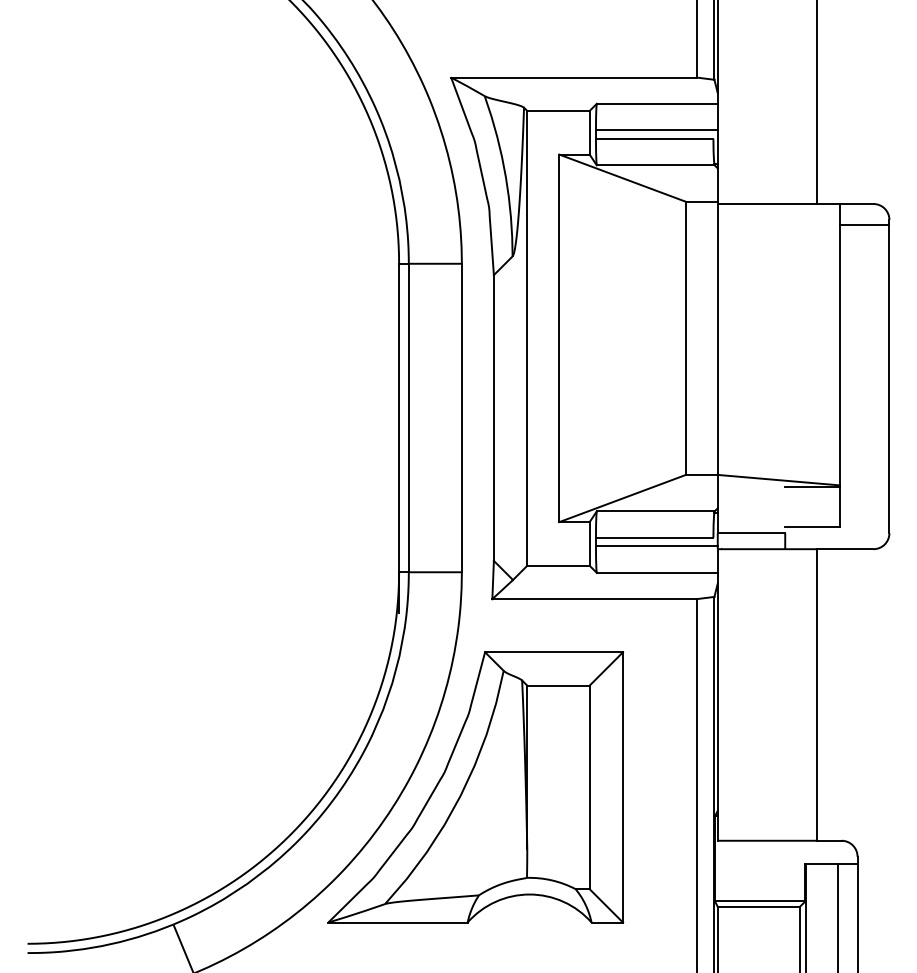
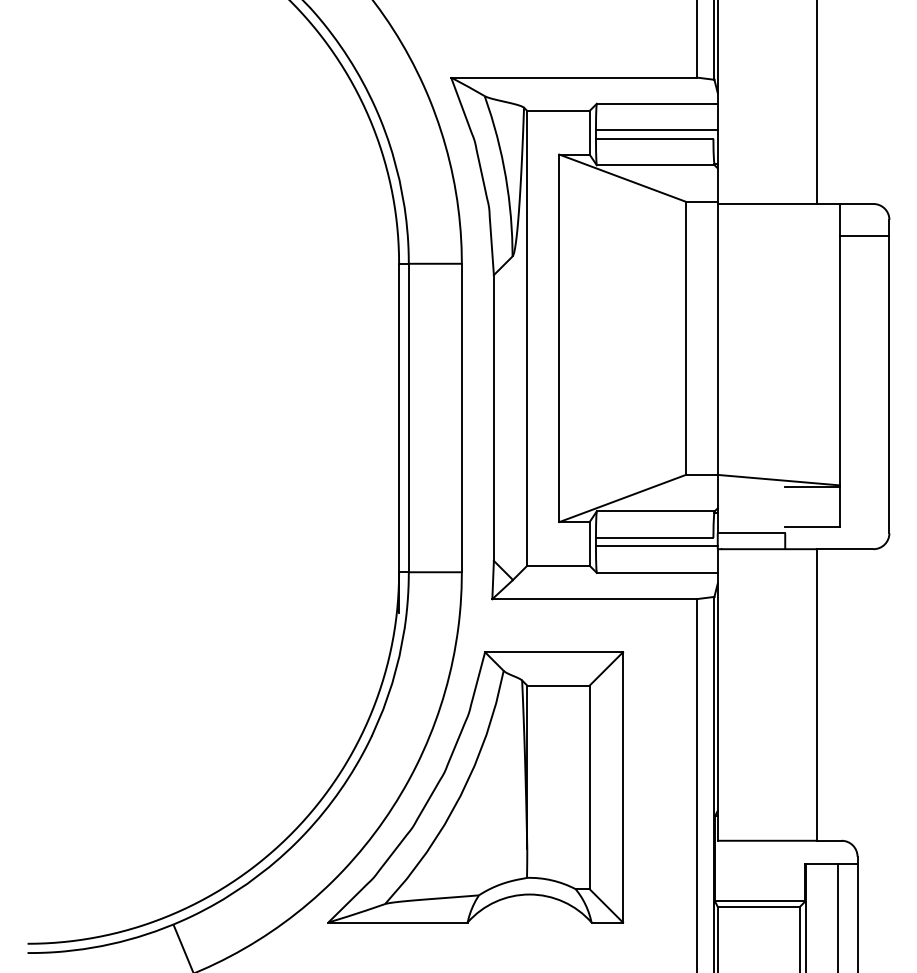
line position: (864, 225) -> (864, 236) (864, 236)
